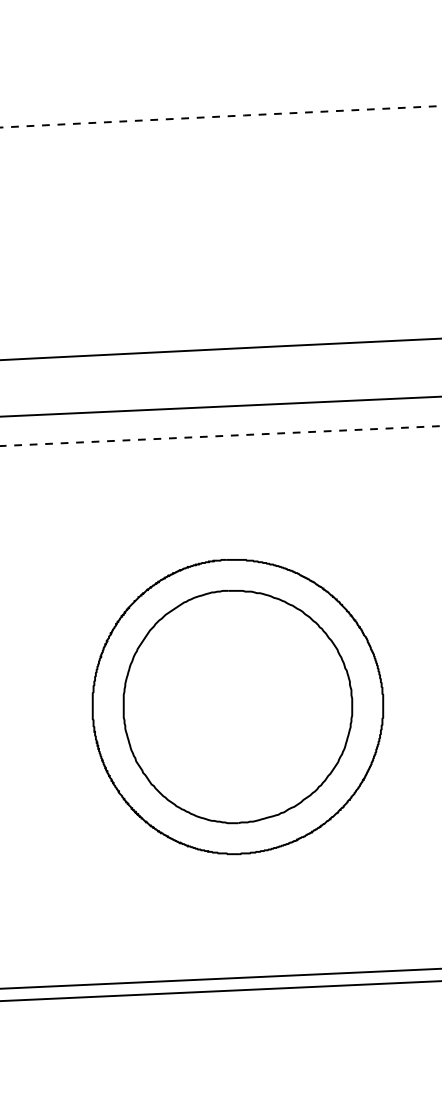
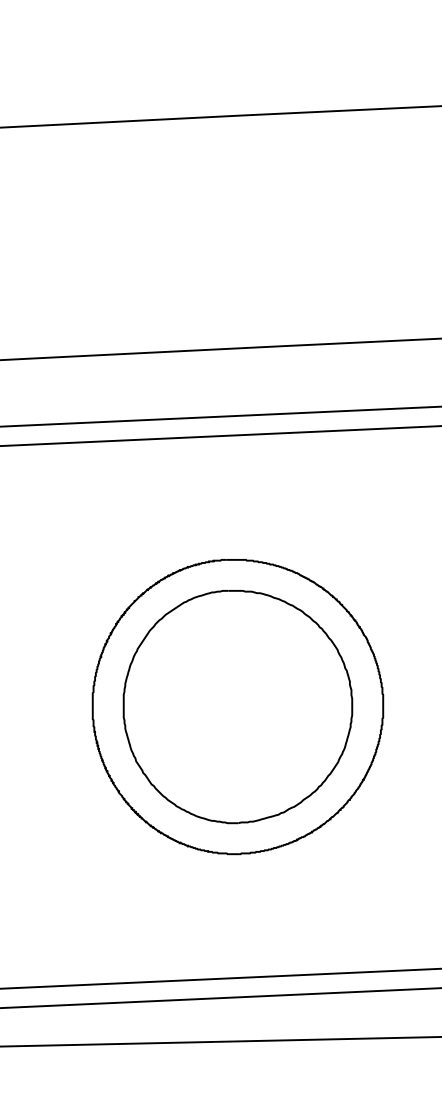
arc: dashed -> solid (220, 116)
line position: (220, 406) -> (220, 416) (220, 416)
line: dashed -> solid (220, 436)
line position: (220, 991) -> (220, 998) (220, 998)
line: none -> present (220, 1041)
